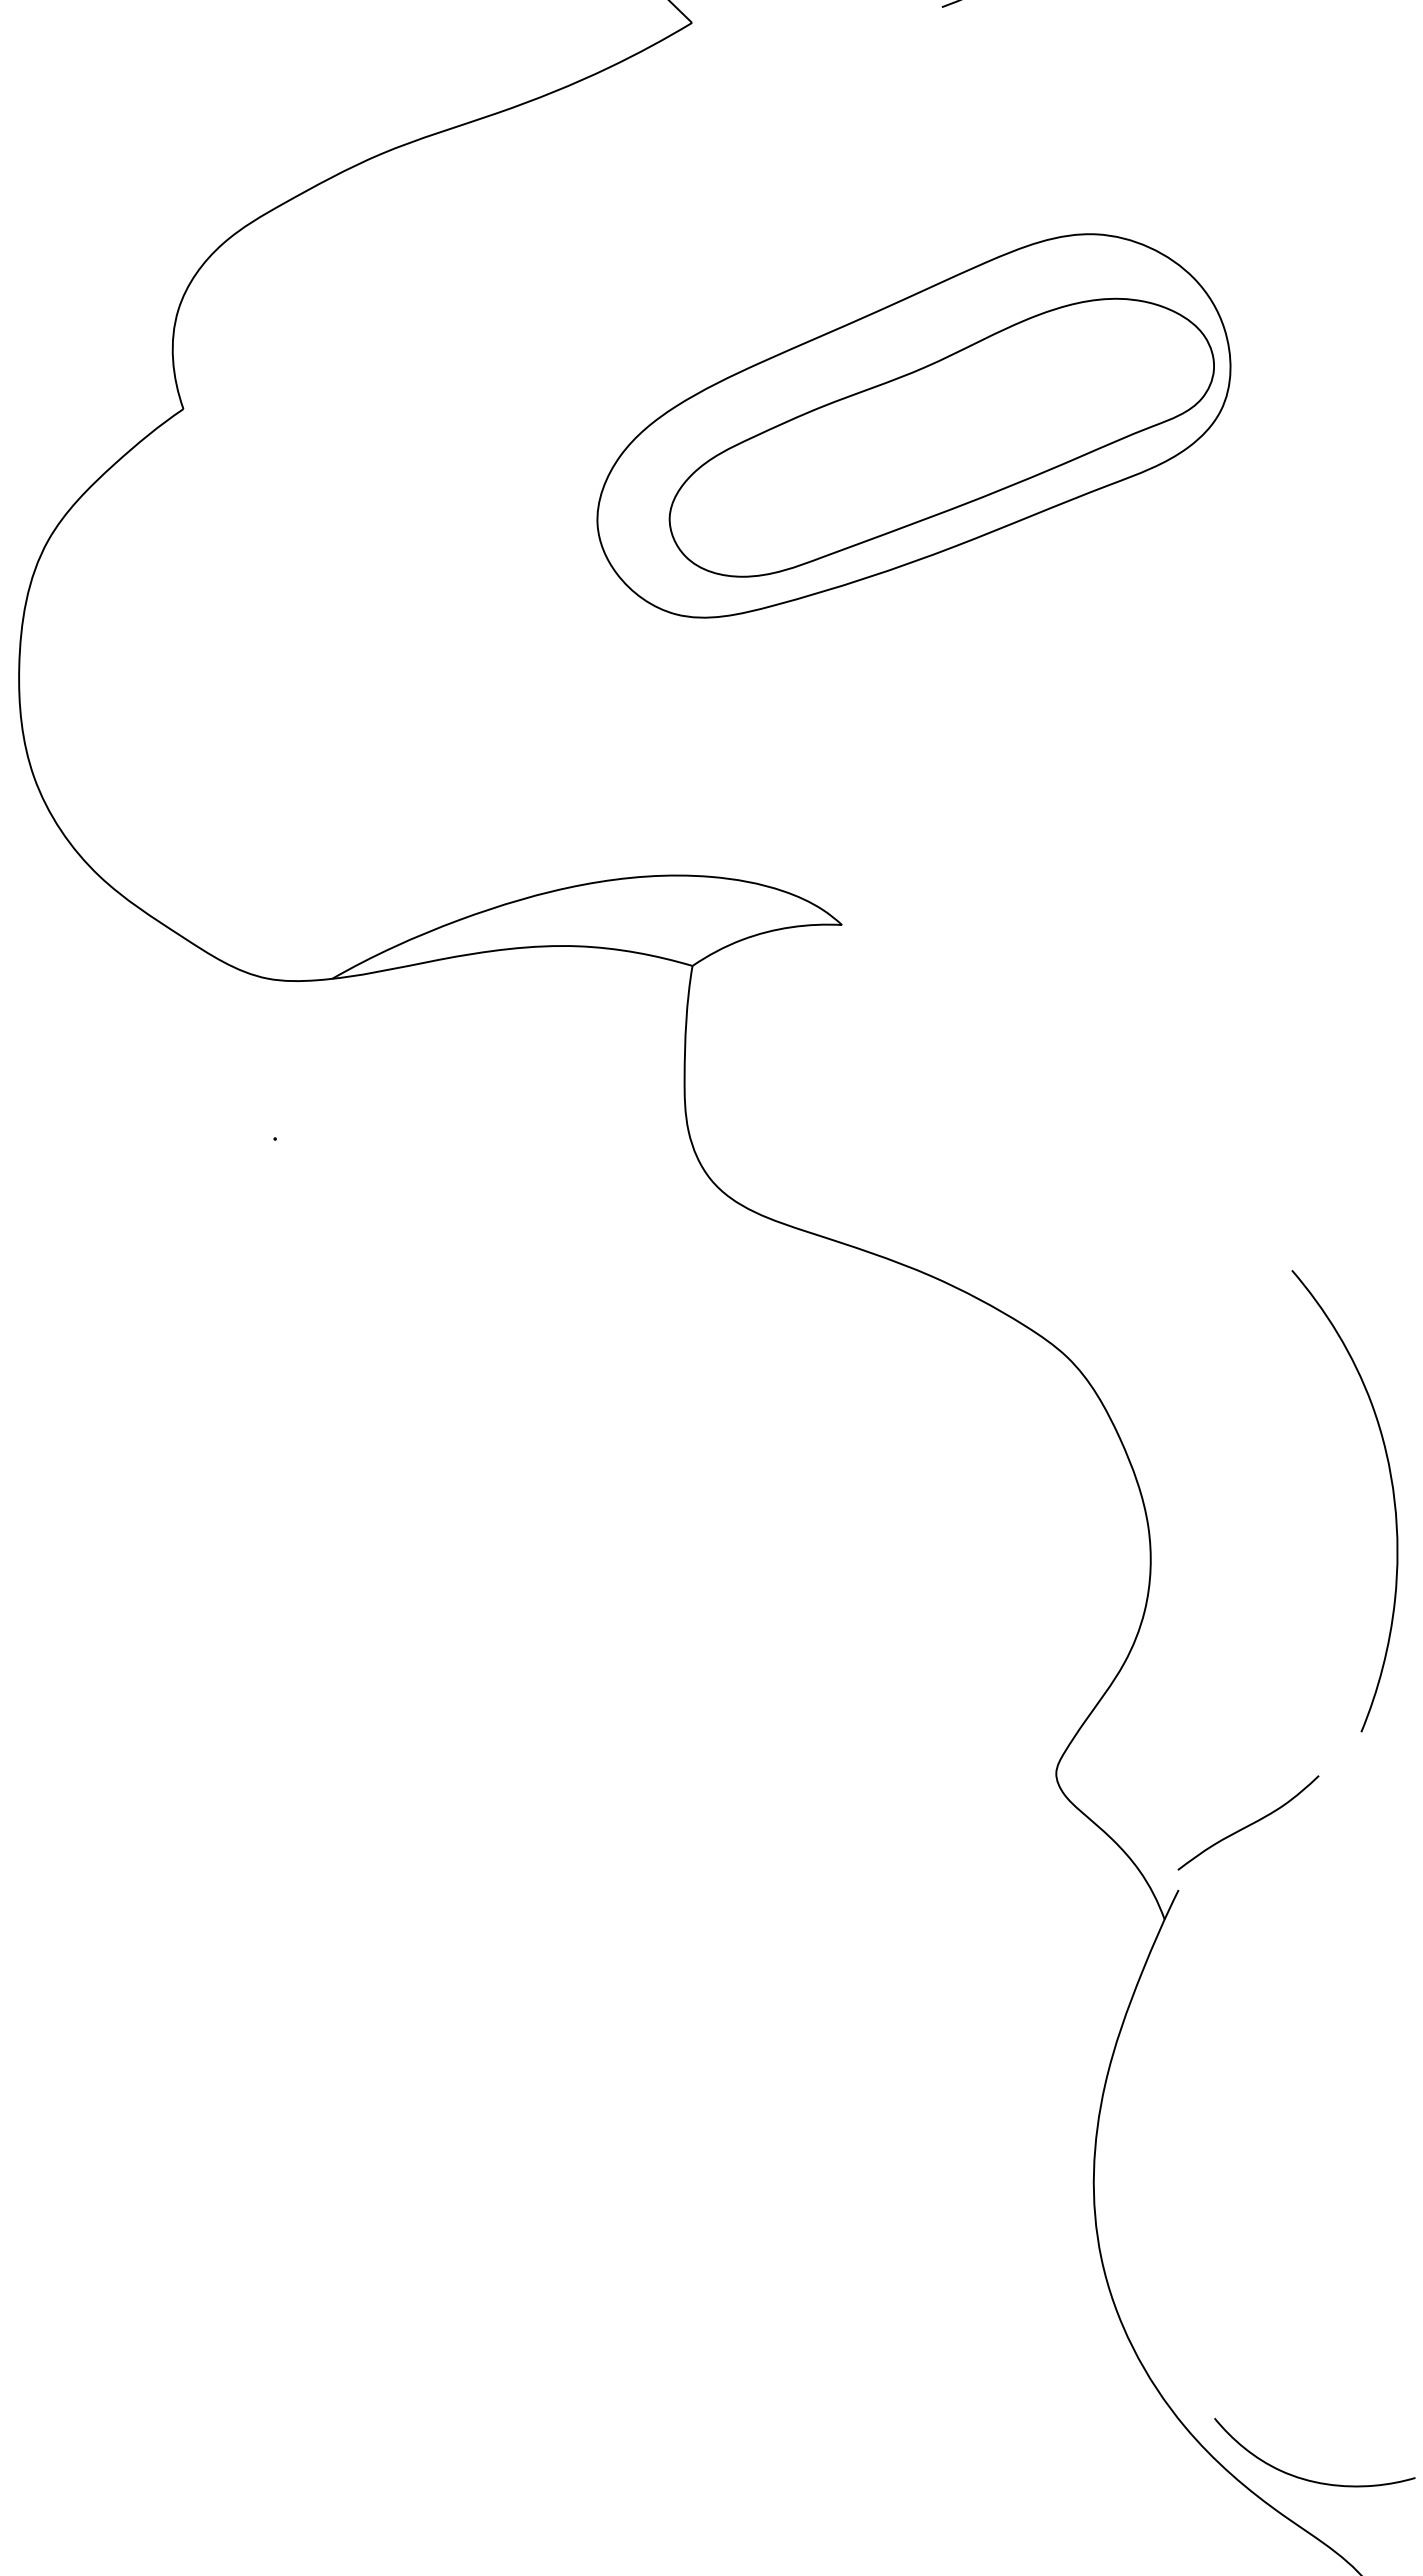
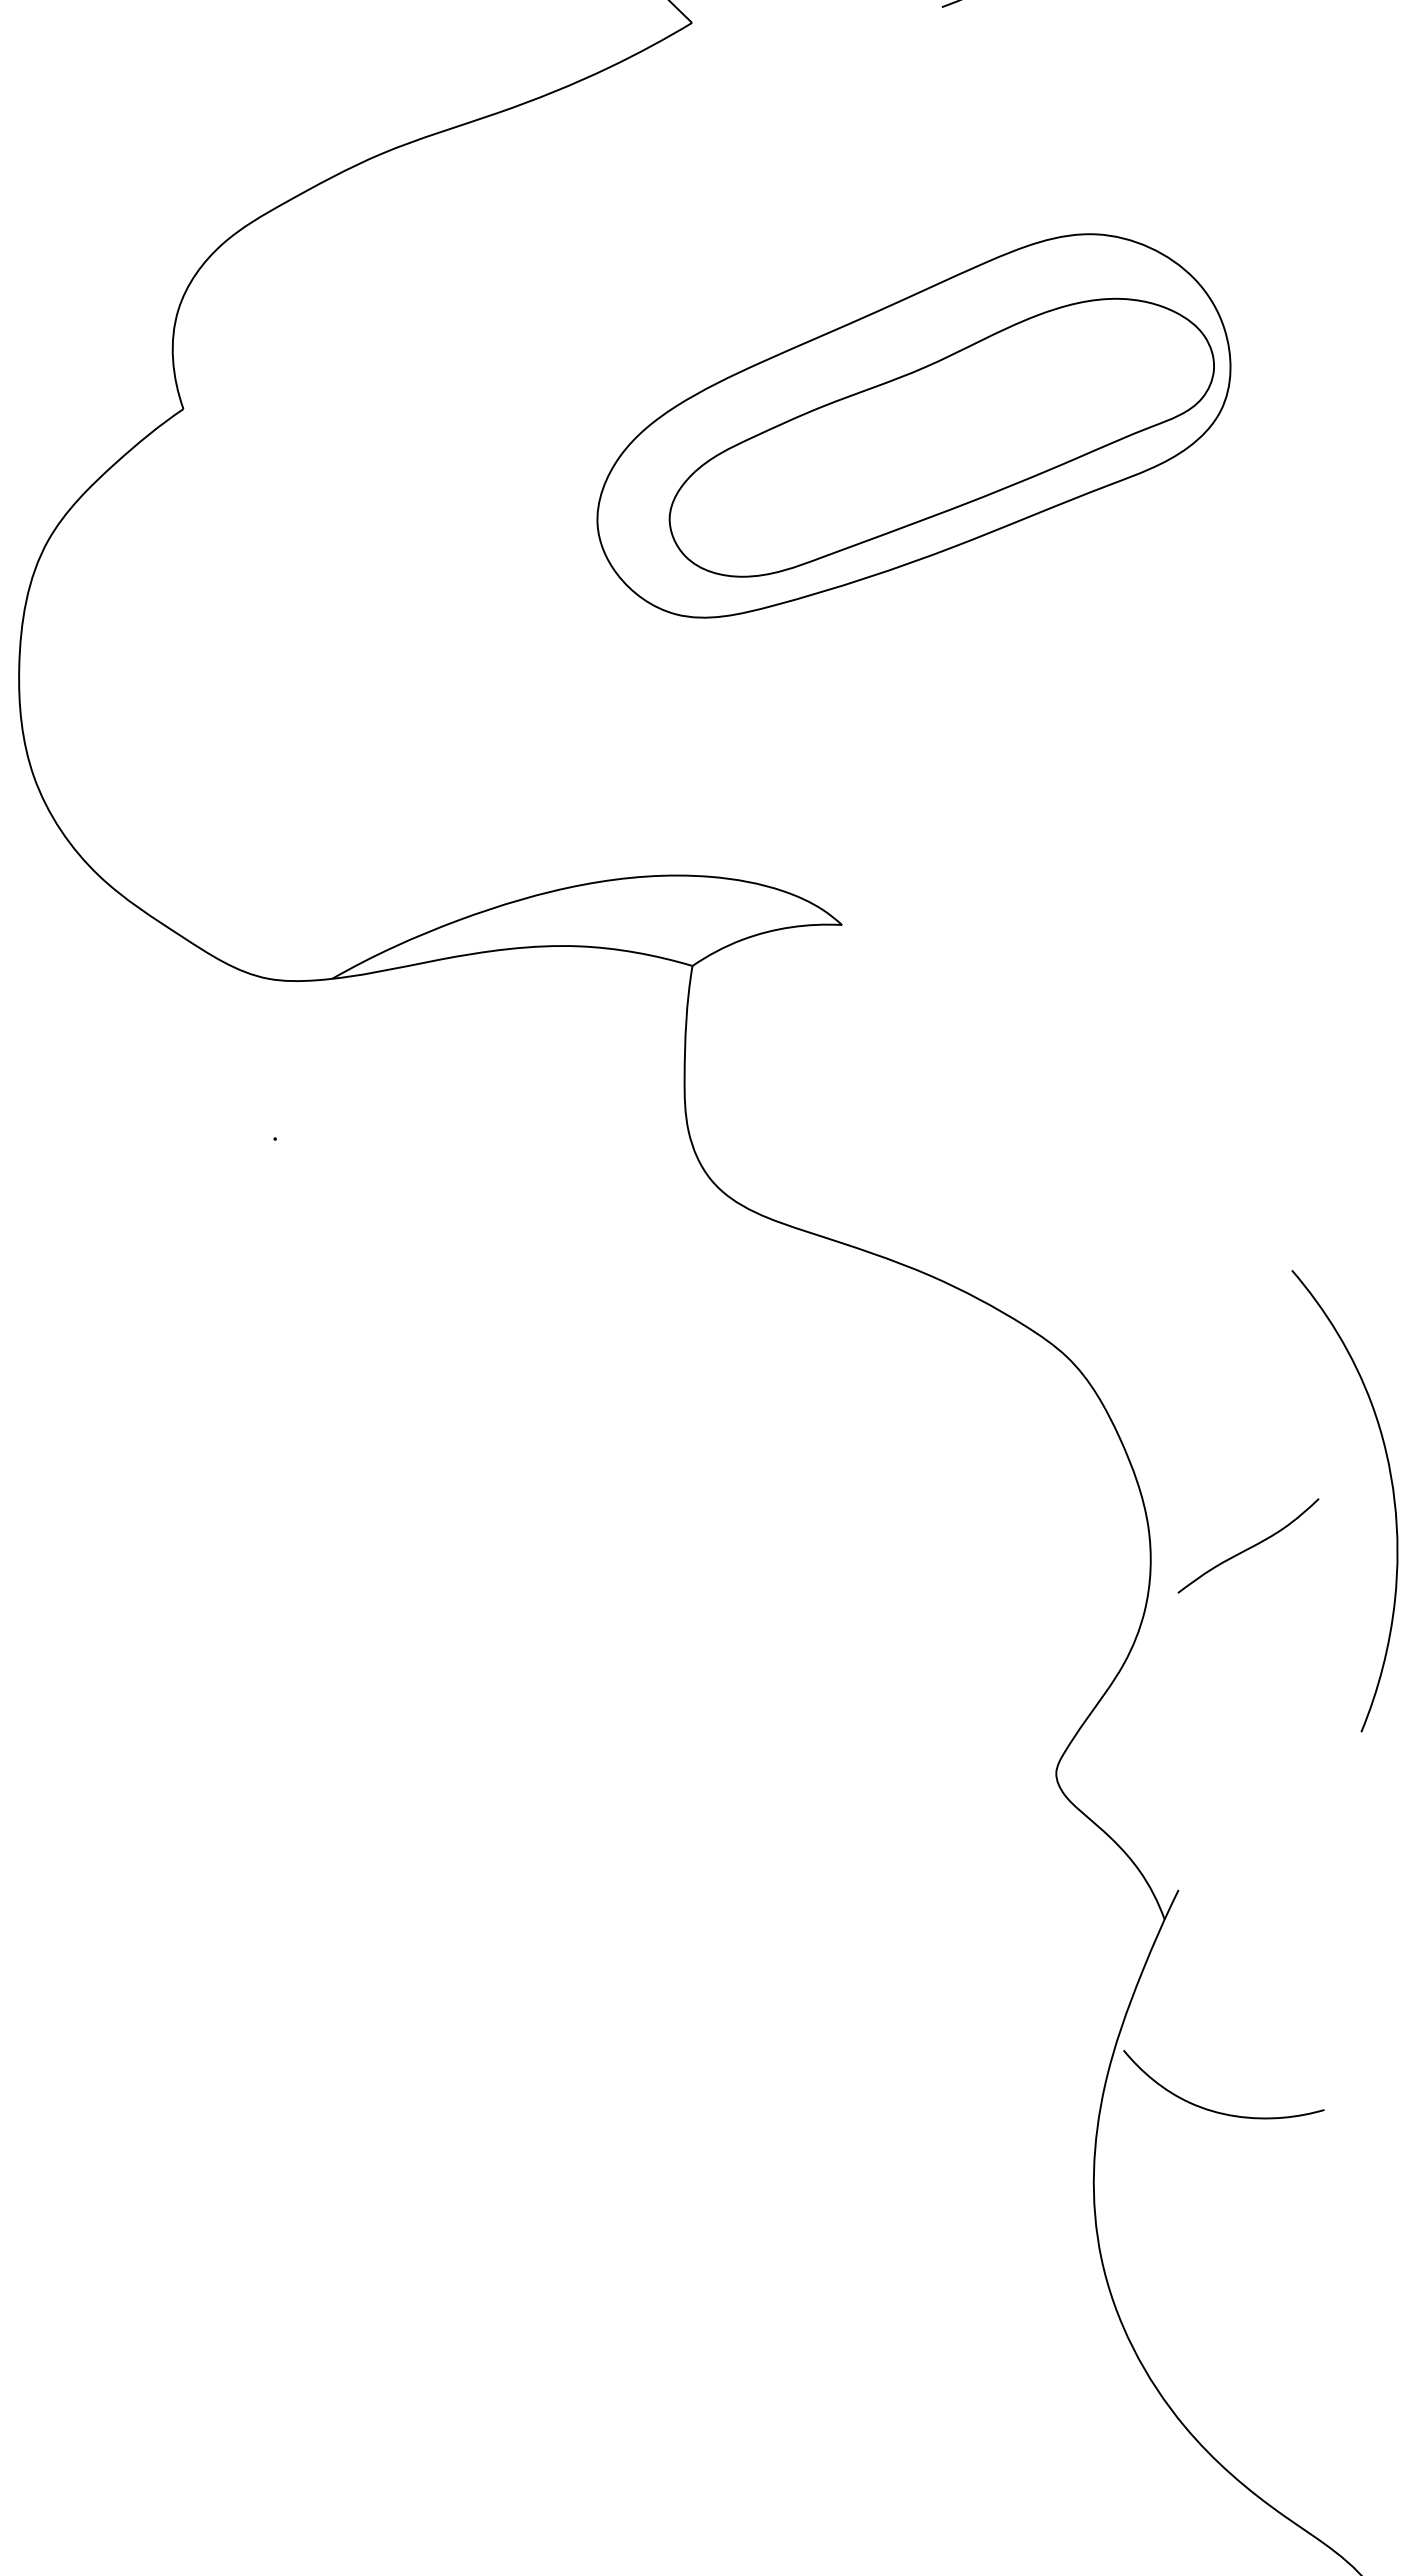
curve position: (1248, 1824) -> (1248, 1547) (1248, 1547)
curve position: (1309, 2479) -> (1218, 2111) (1218, 2111)
